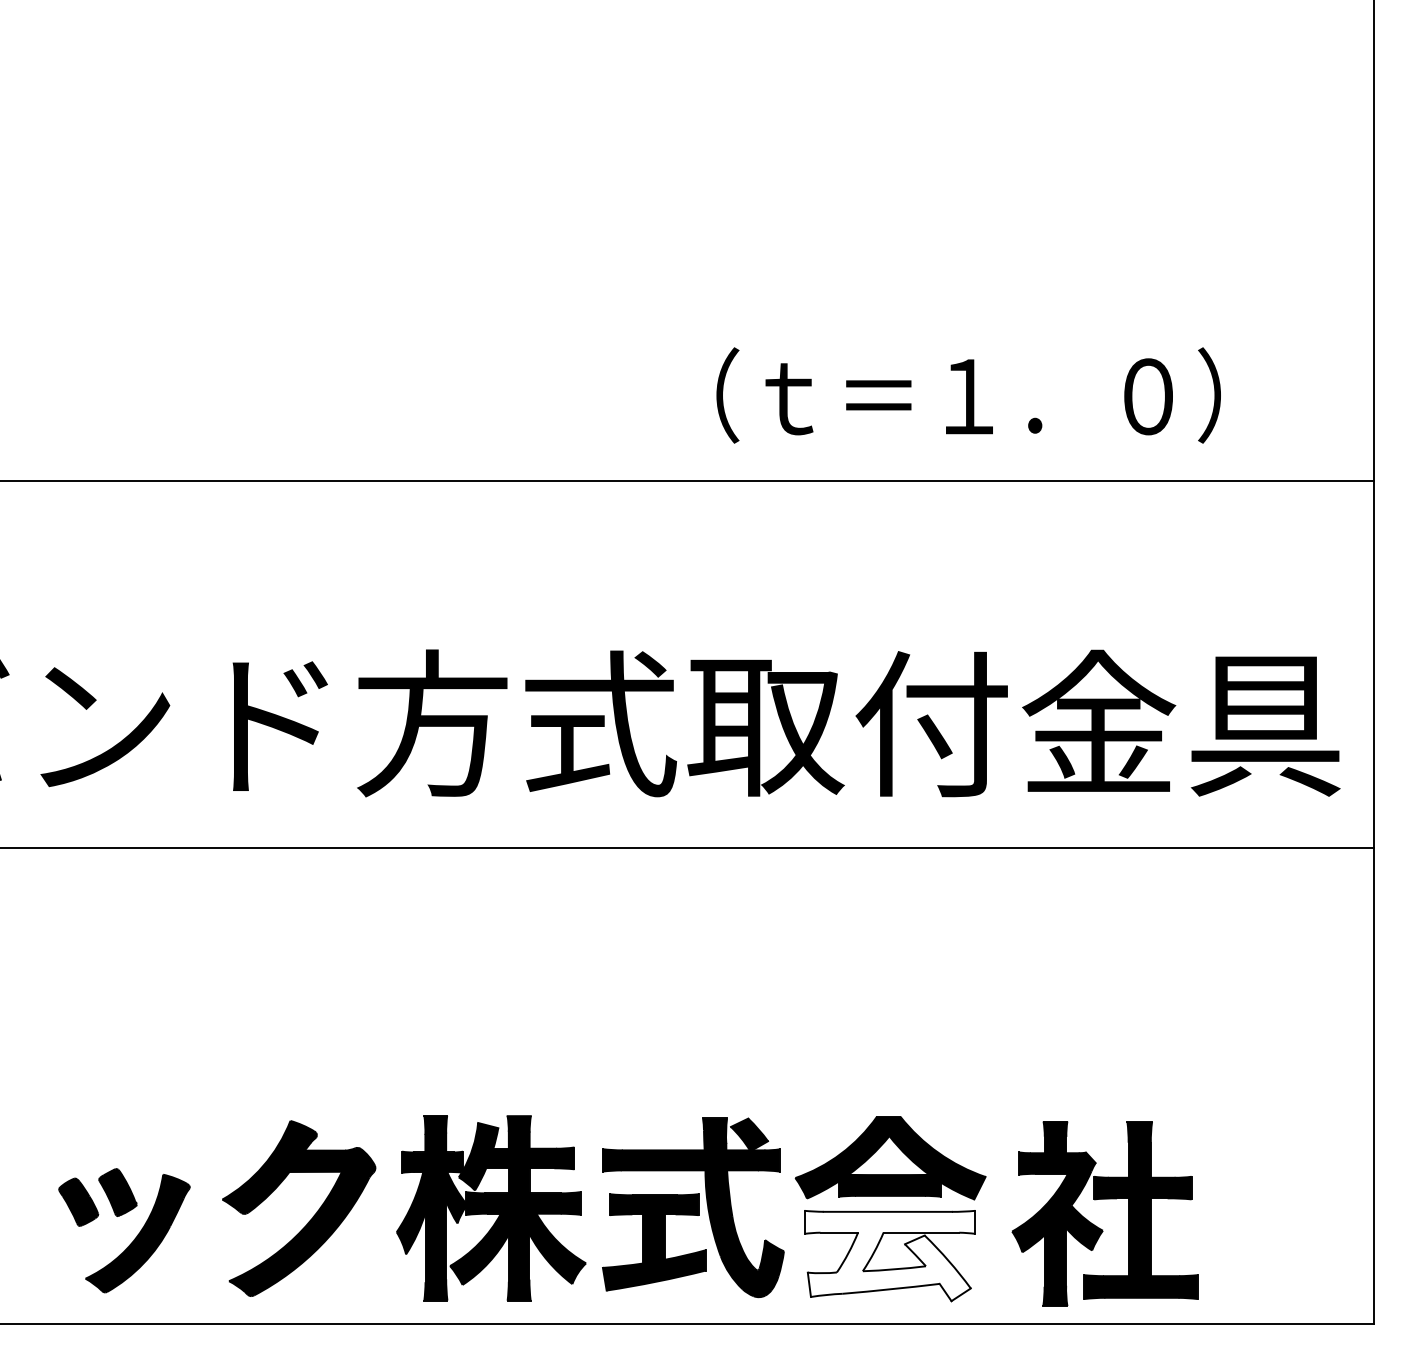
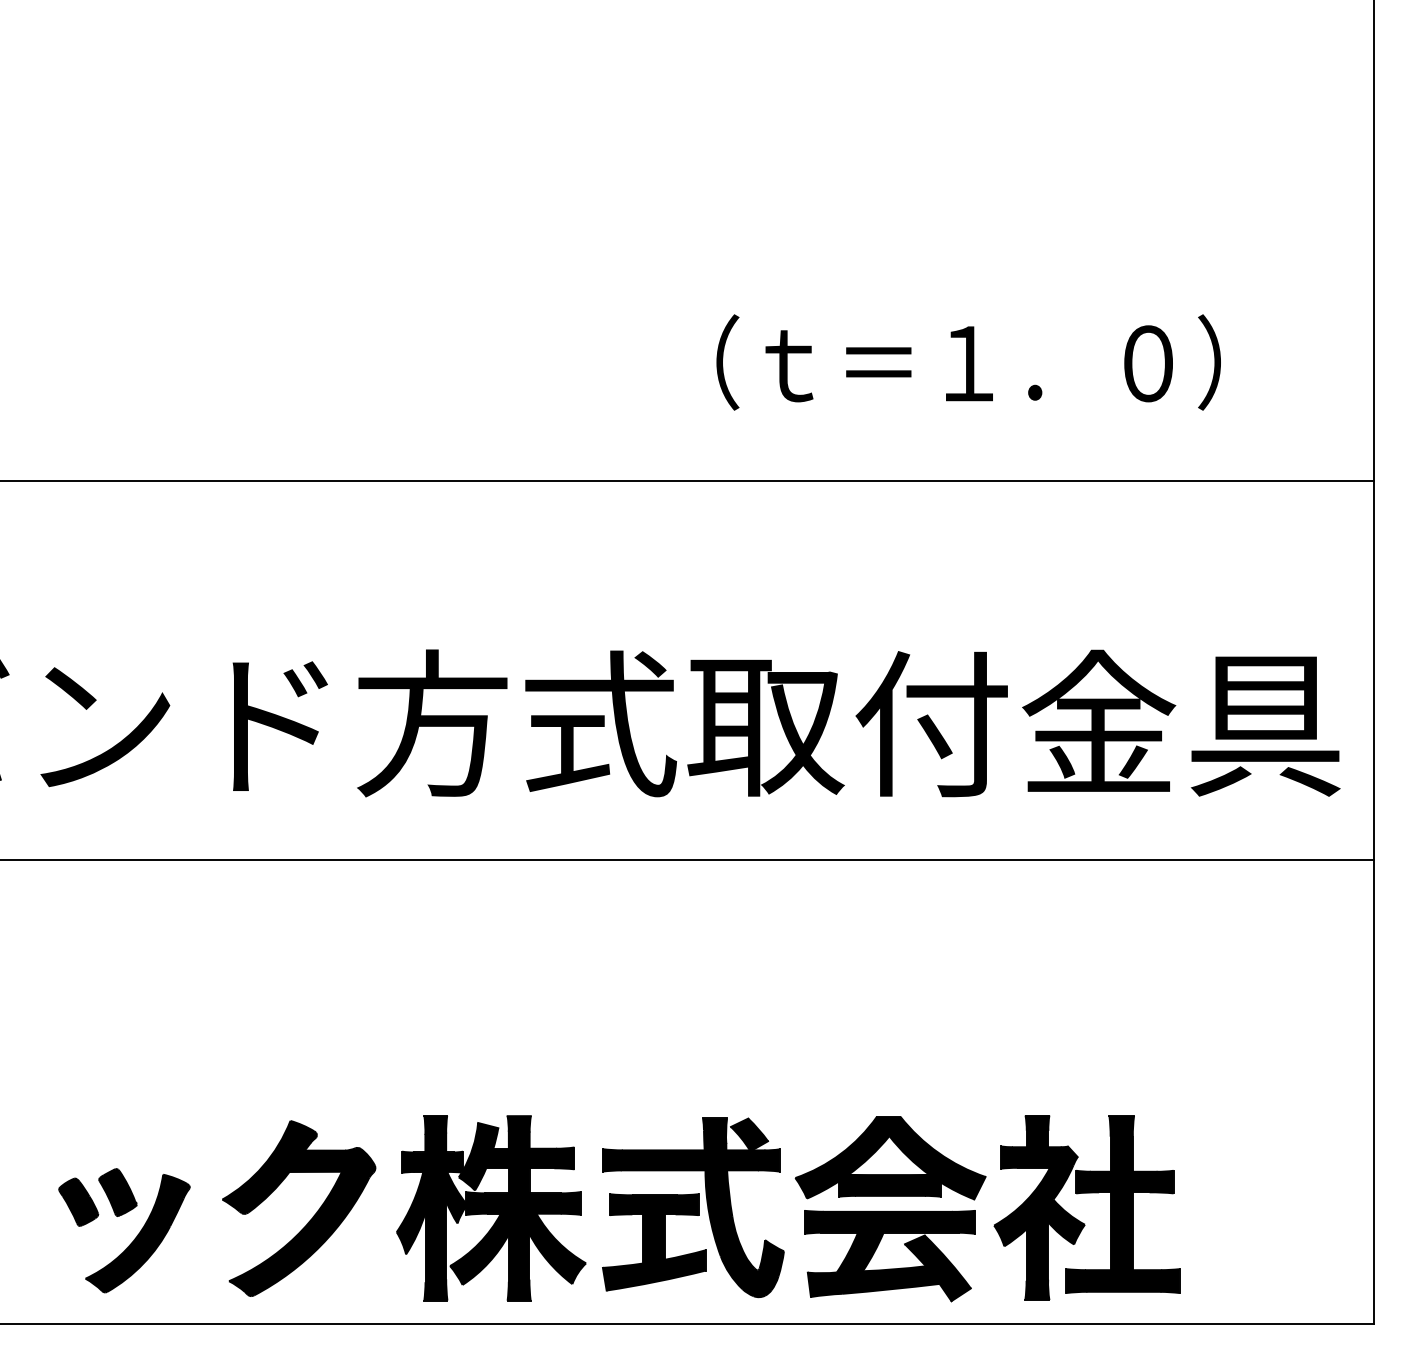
text position: (968, 395) -> (968, 362) (968, 362)
line position: (687, 848) -> (687, 860) (687, 860)
part position: (1104, 1199) -> (1086, 1193) (1086, 1193)
fill: none -> present (889, 1255)
